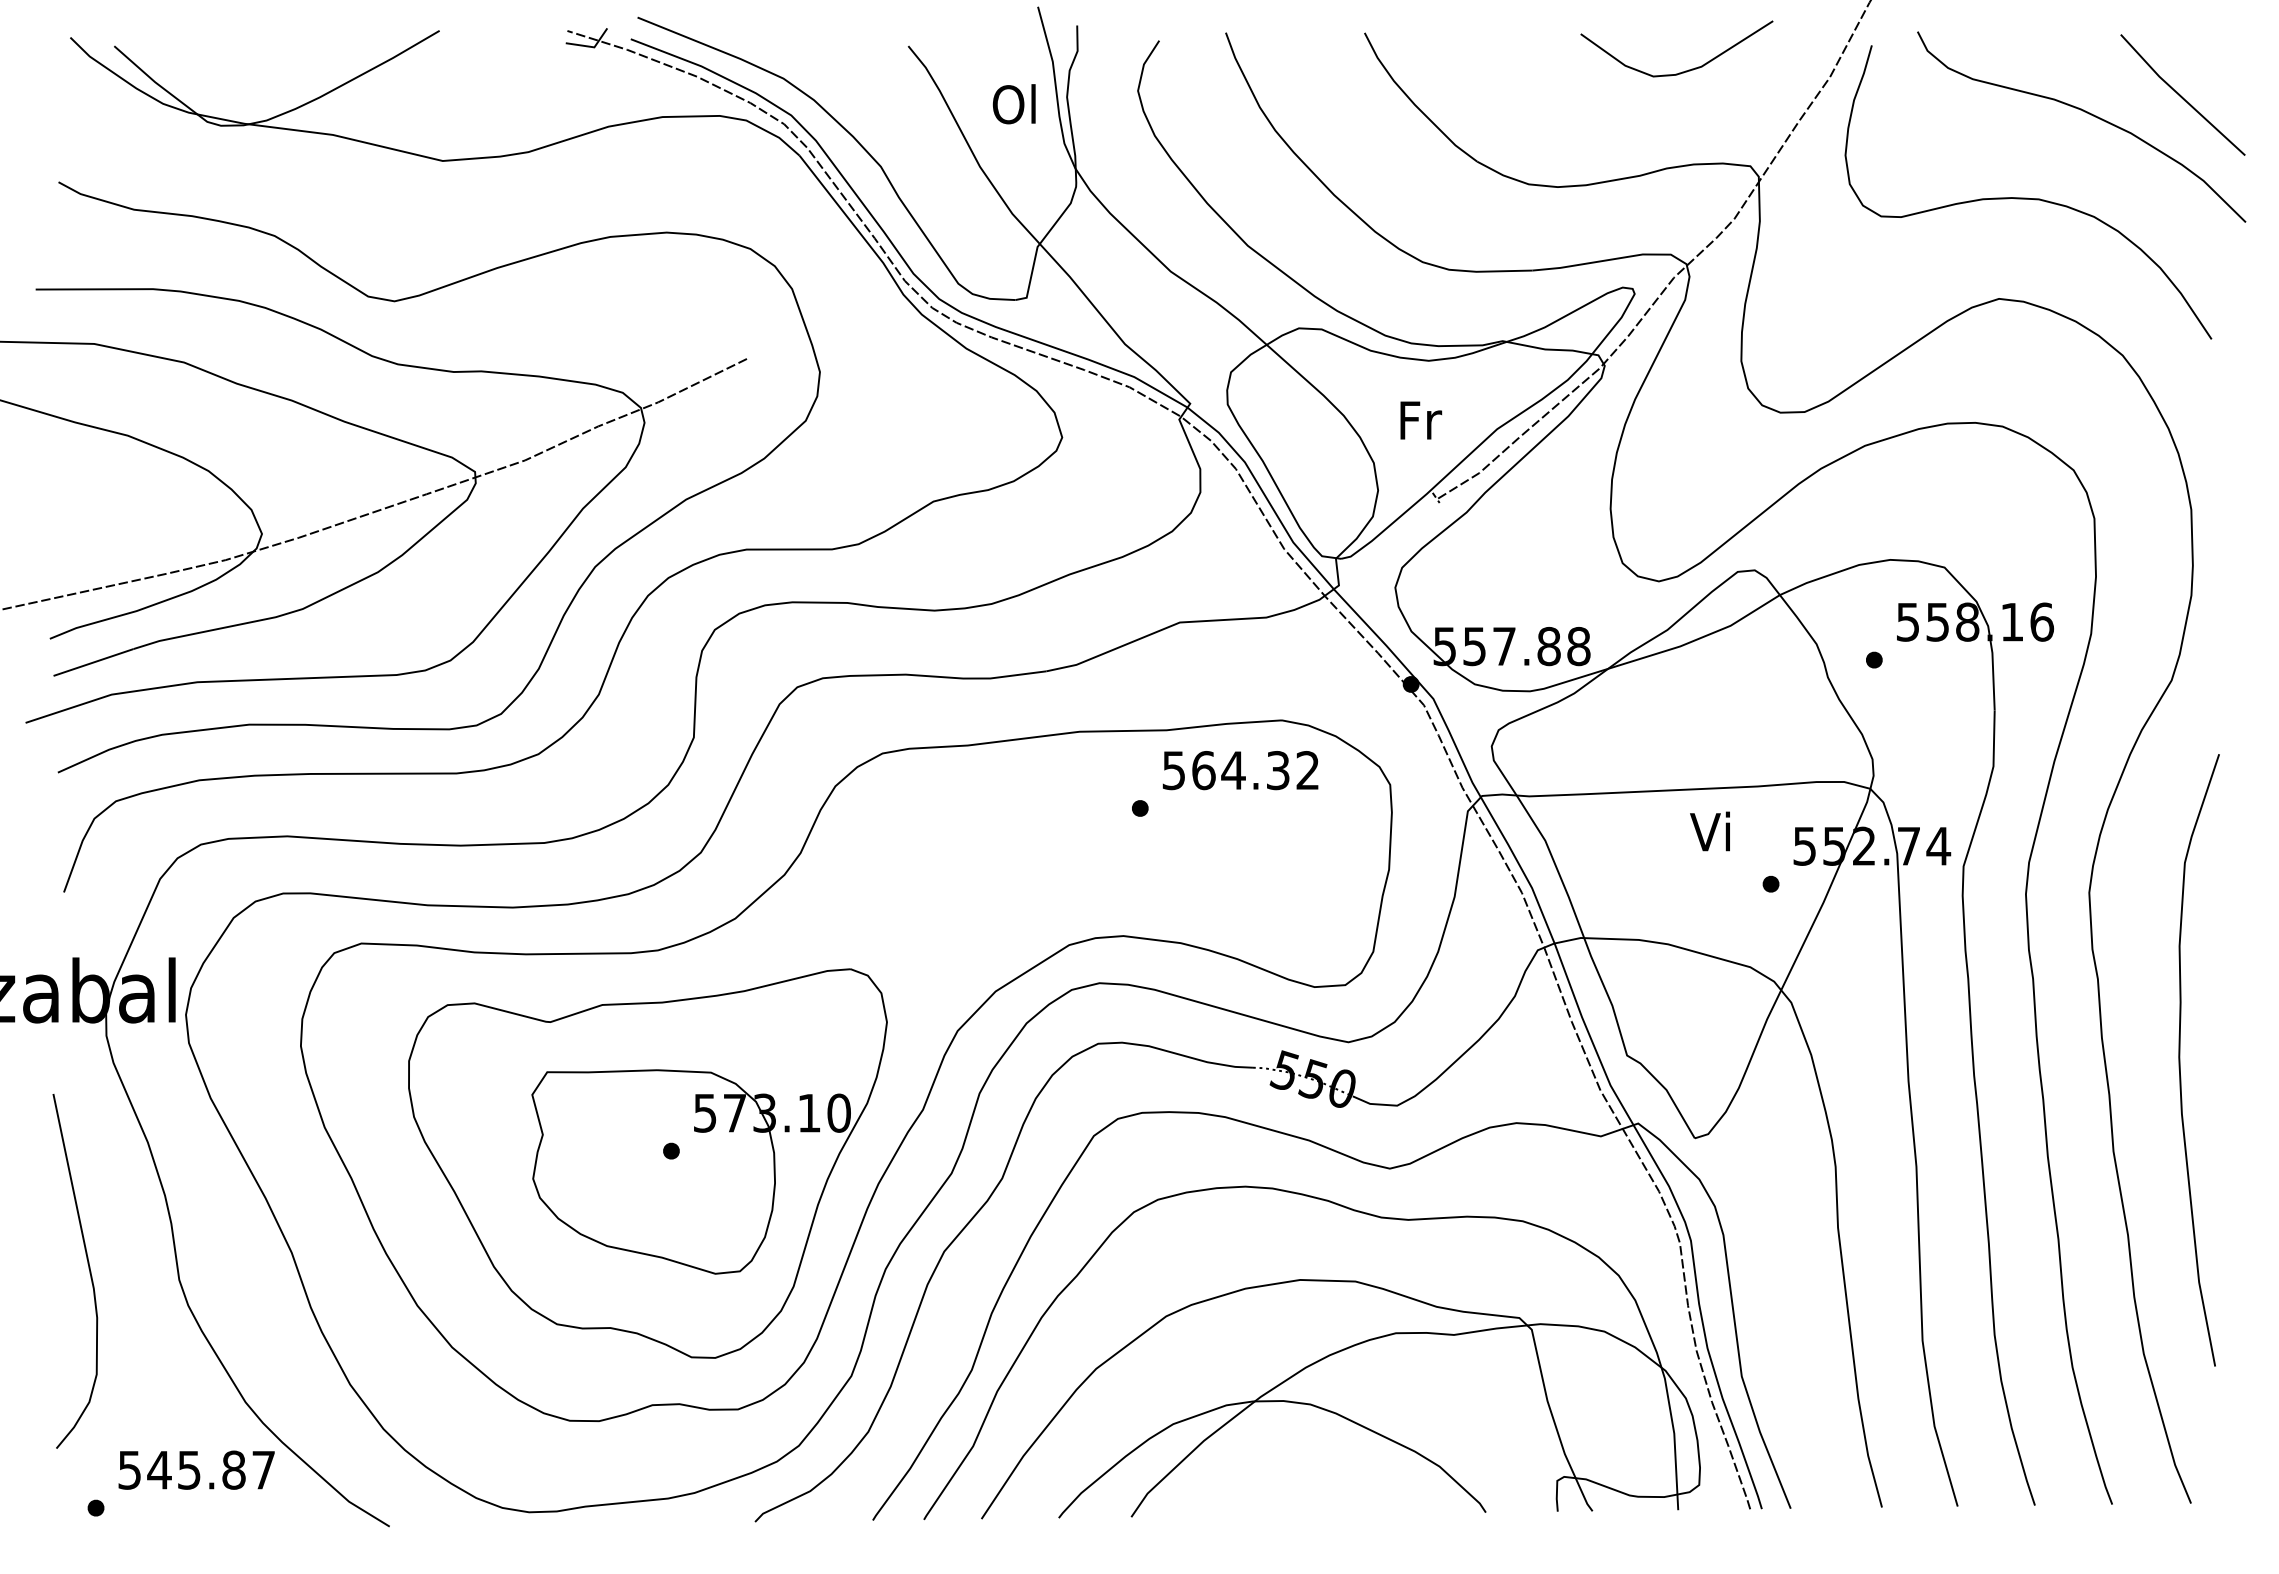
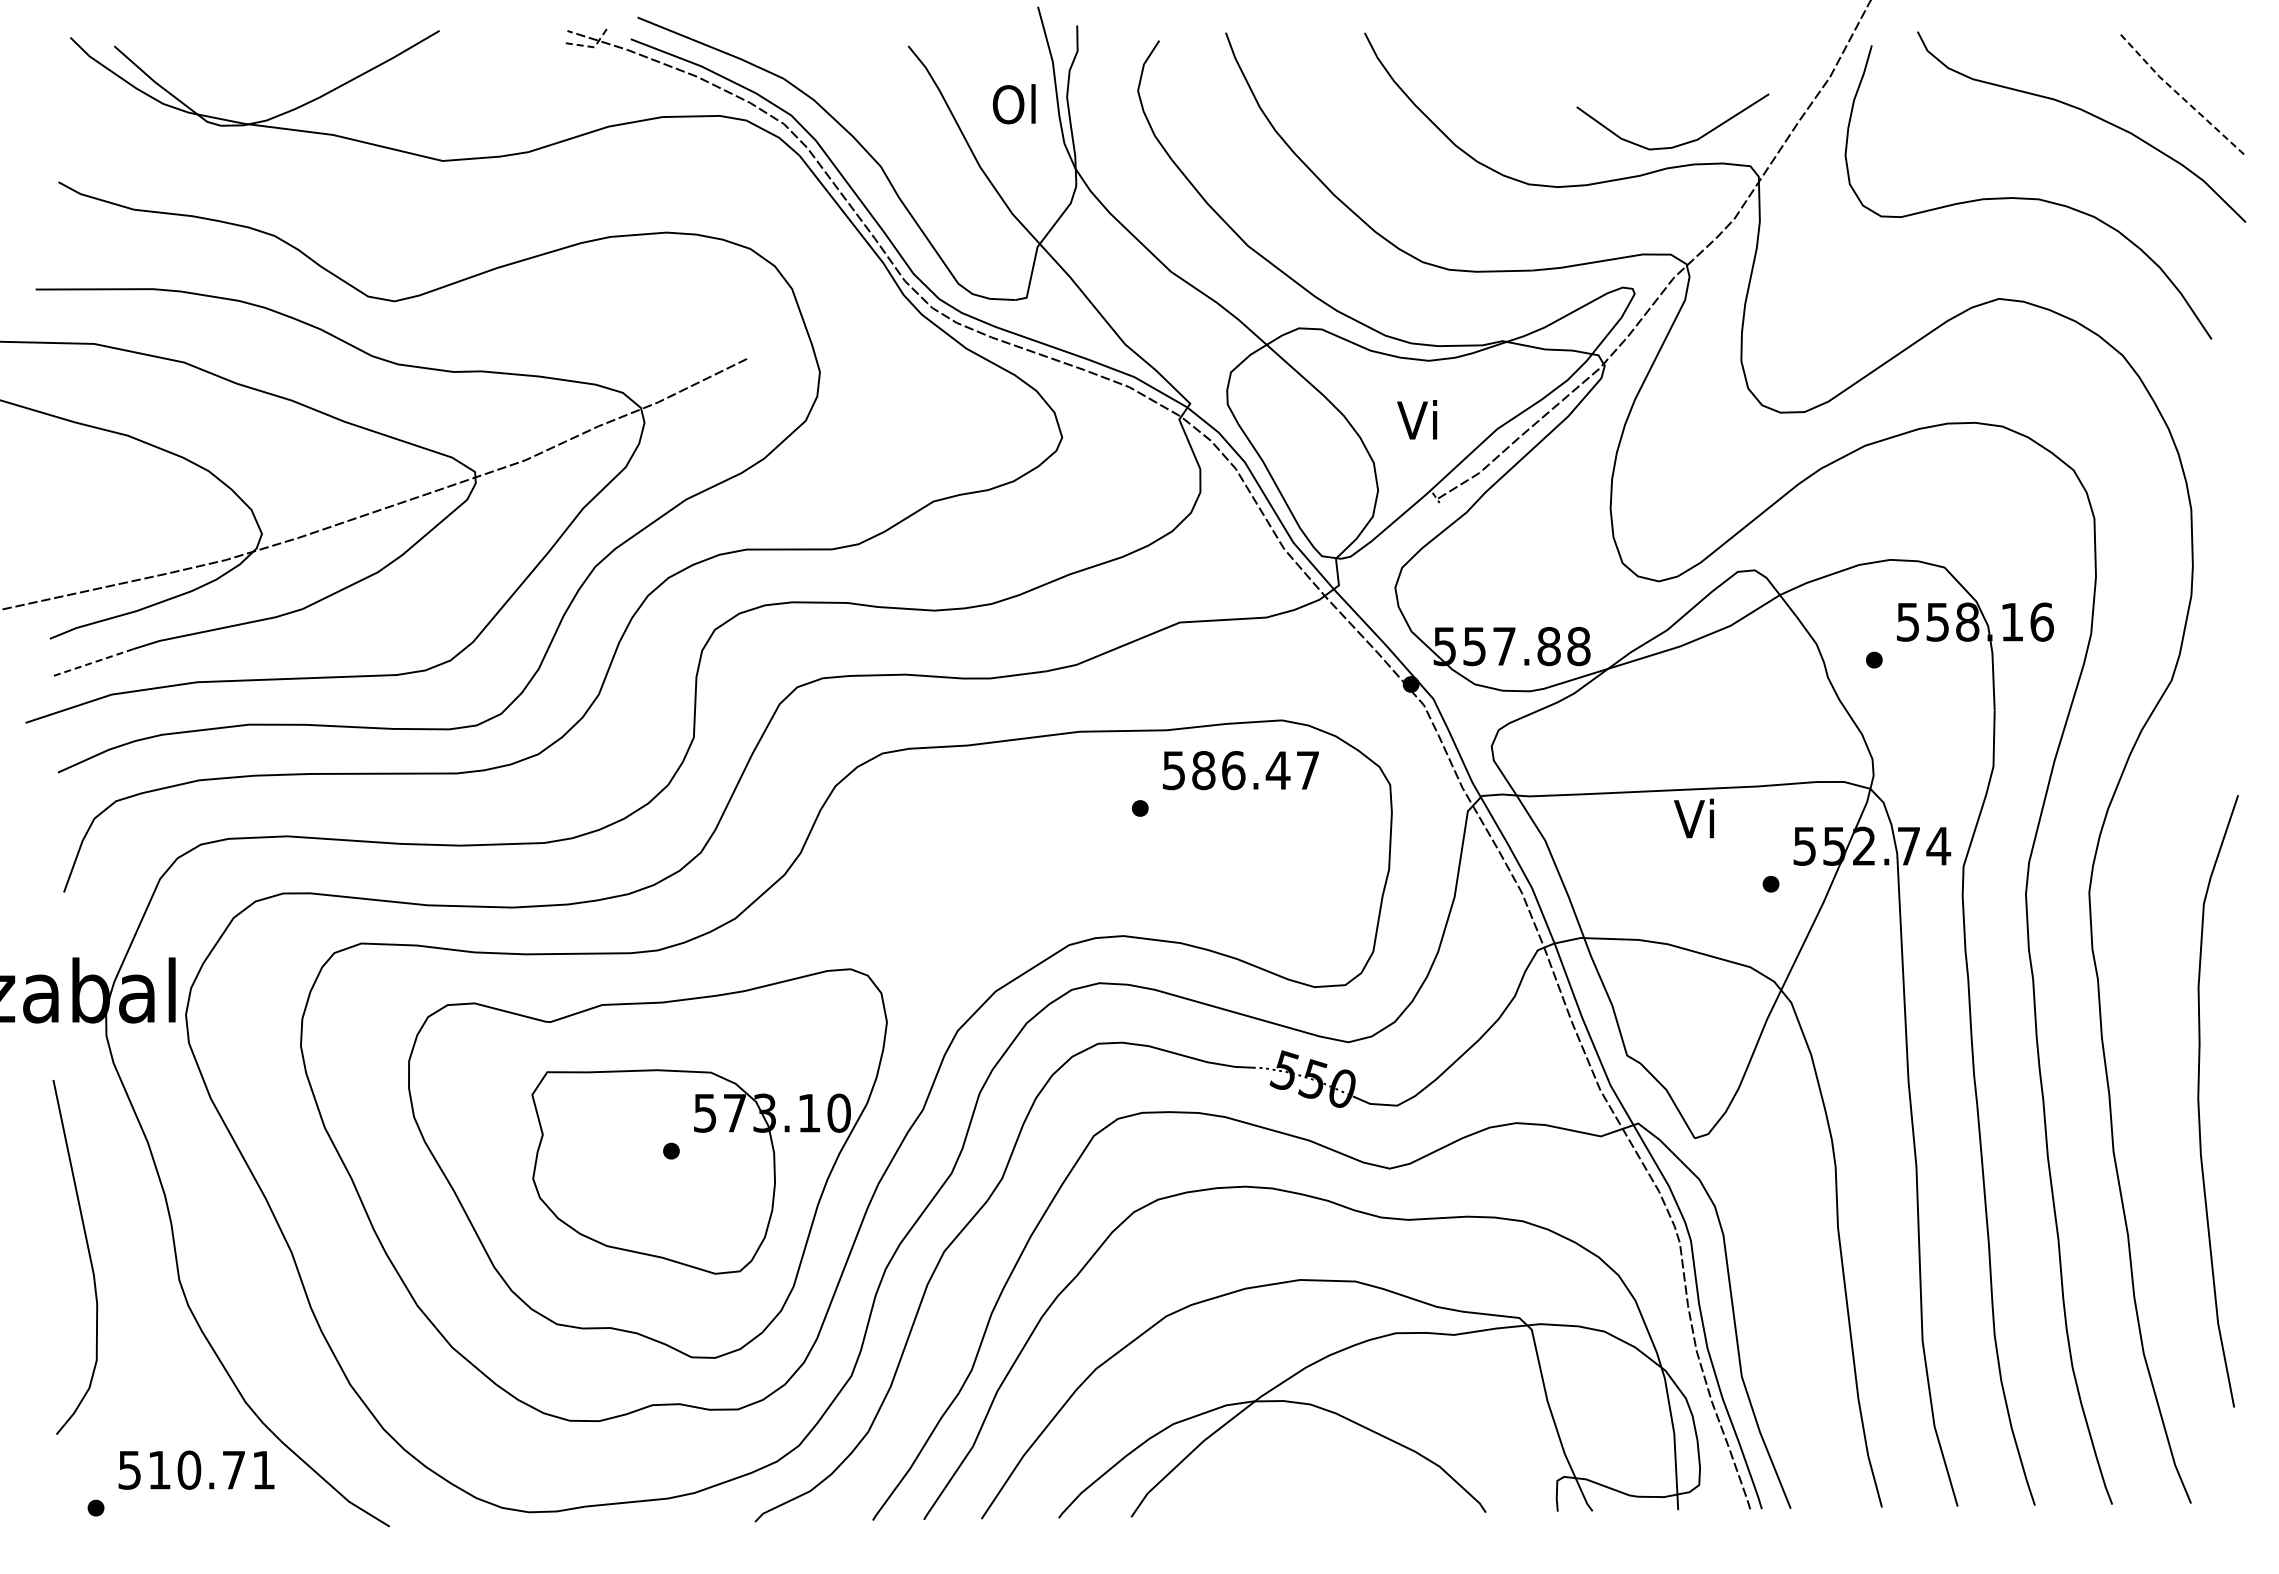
line: solid -> dashed (592, 47)
curve position: (1685, 70) -> (1681, 143) (1681, 143)
line: solid -> dashed (2180, 96)
text: Fr -> Vi (1419, 419)
line: solid -> dashed (93, 662)
text: 564.32 -> 586.47 (1255, 770)
text position: (1709, 831) -> (1693, 818) (1693, 818)
curve position: (2180, 1060) -> (2199, 1101) (2199, 1101)
curve position: (88, 1268) -> (88, 1254) (88, 1254)
text: 545.87 -> 510.71 (210, 1469)
